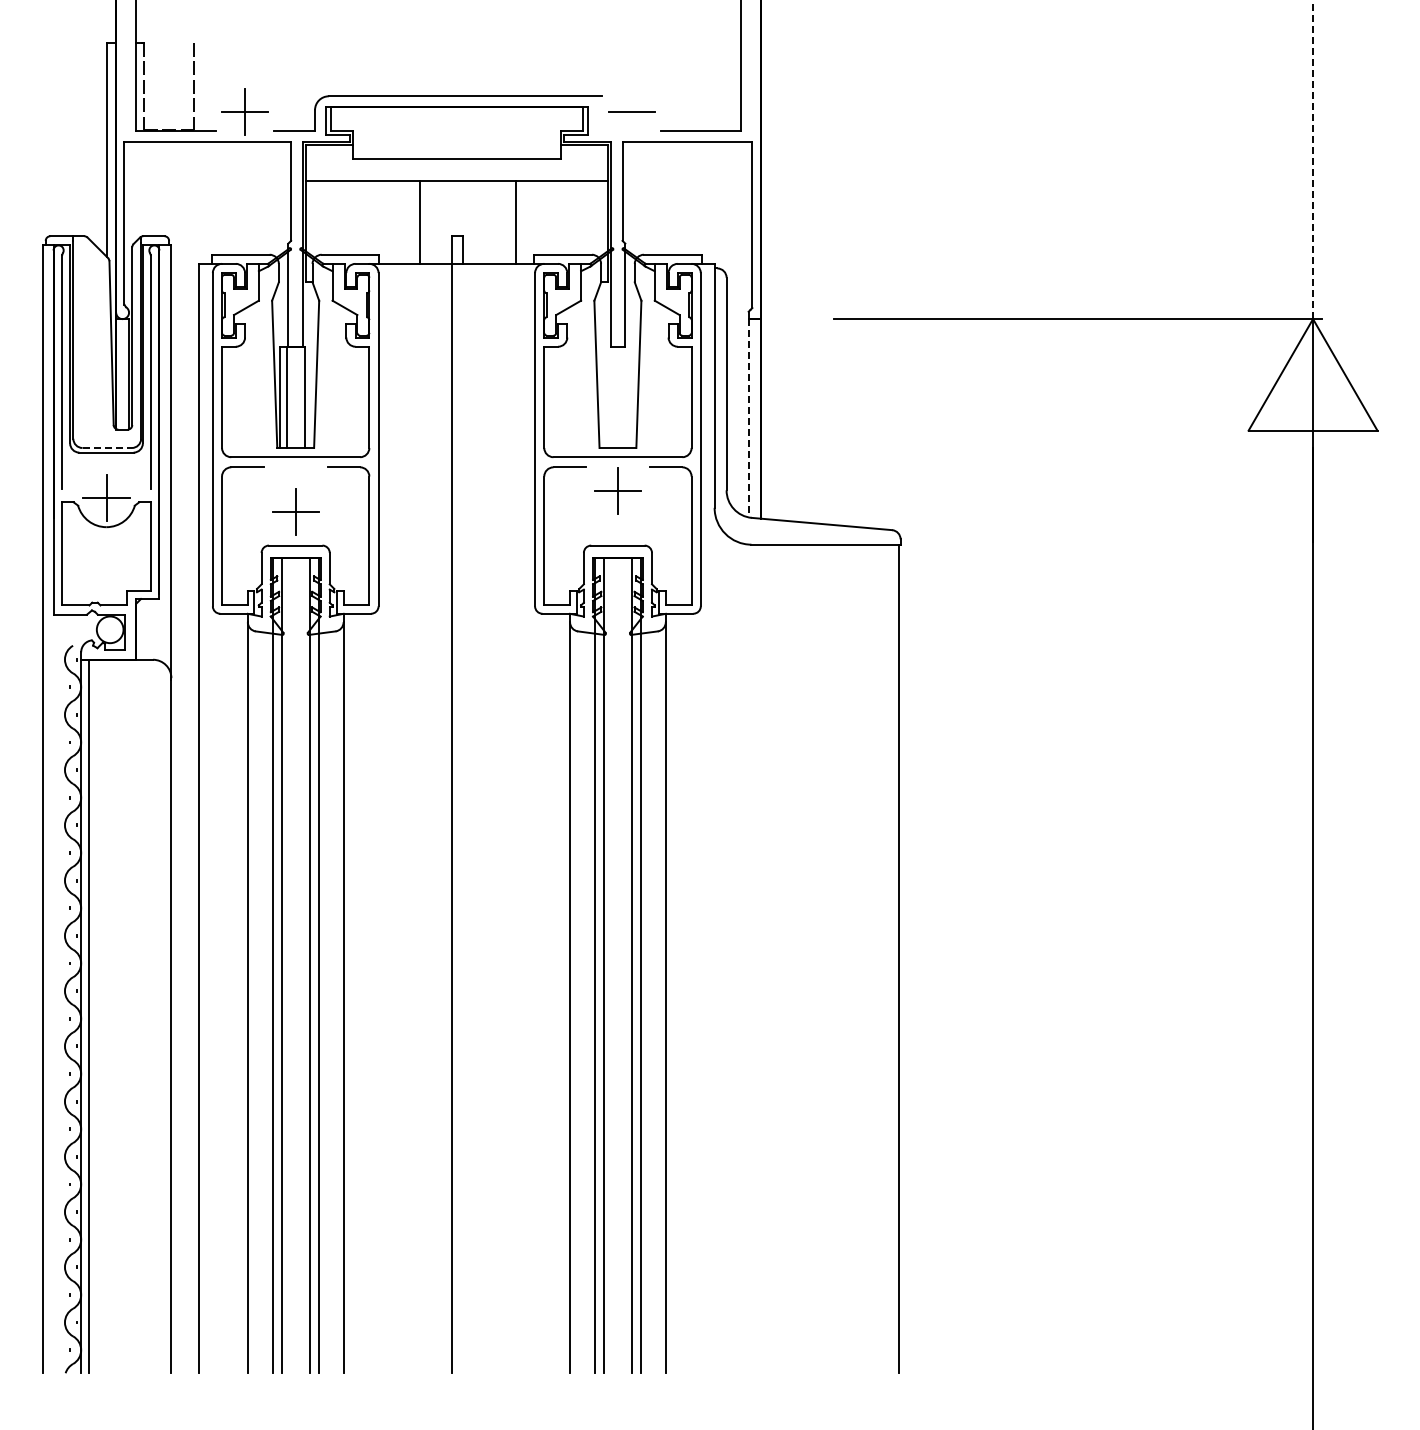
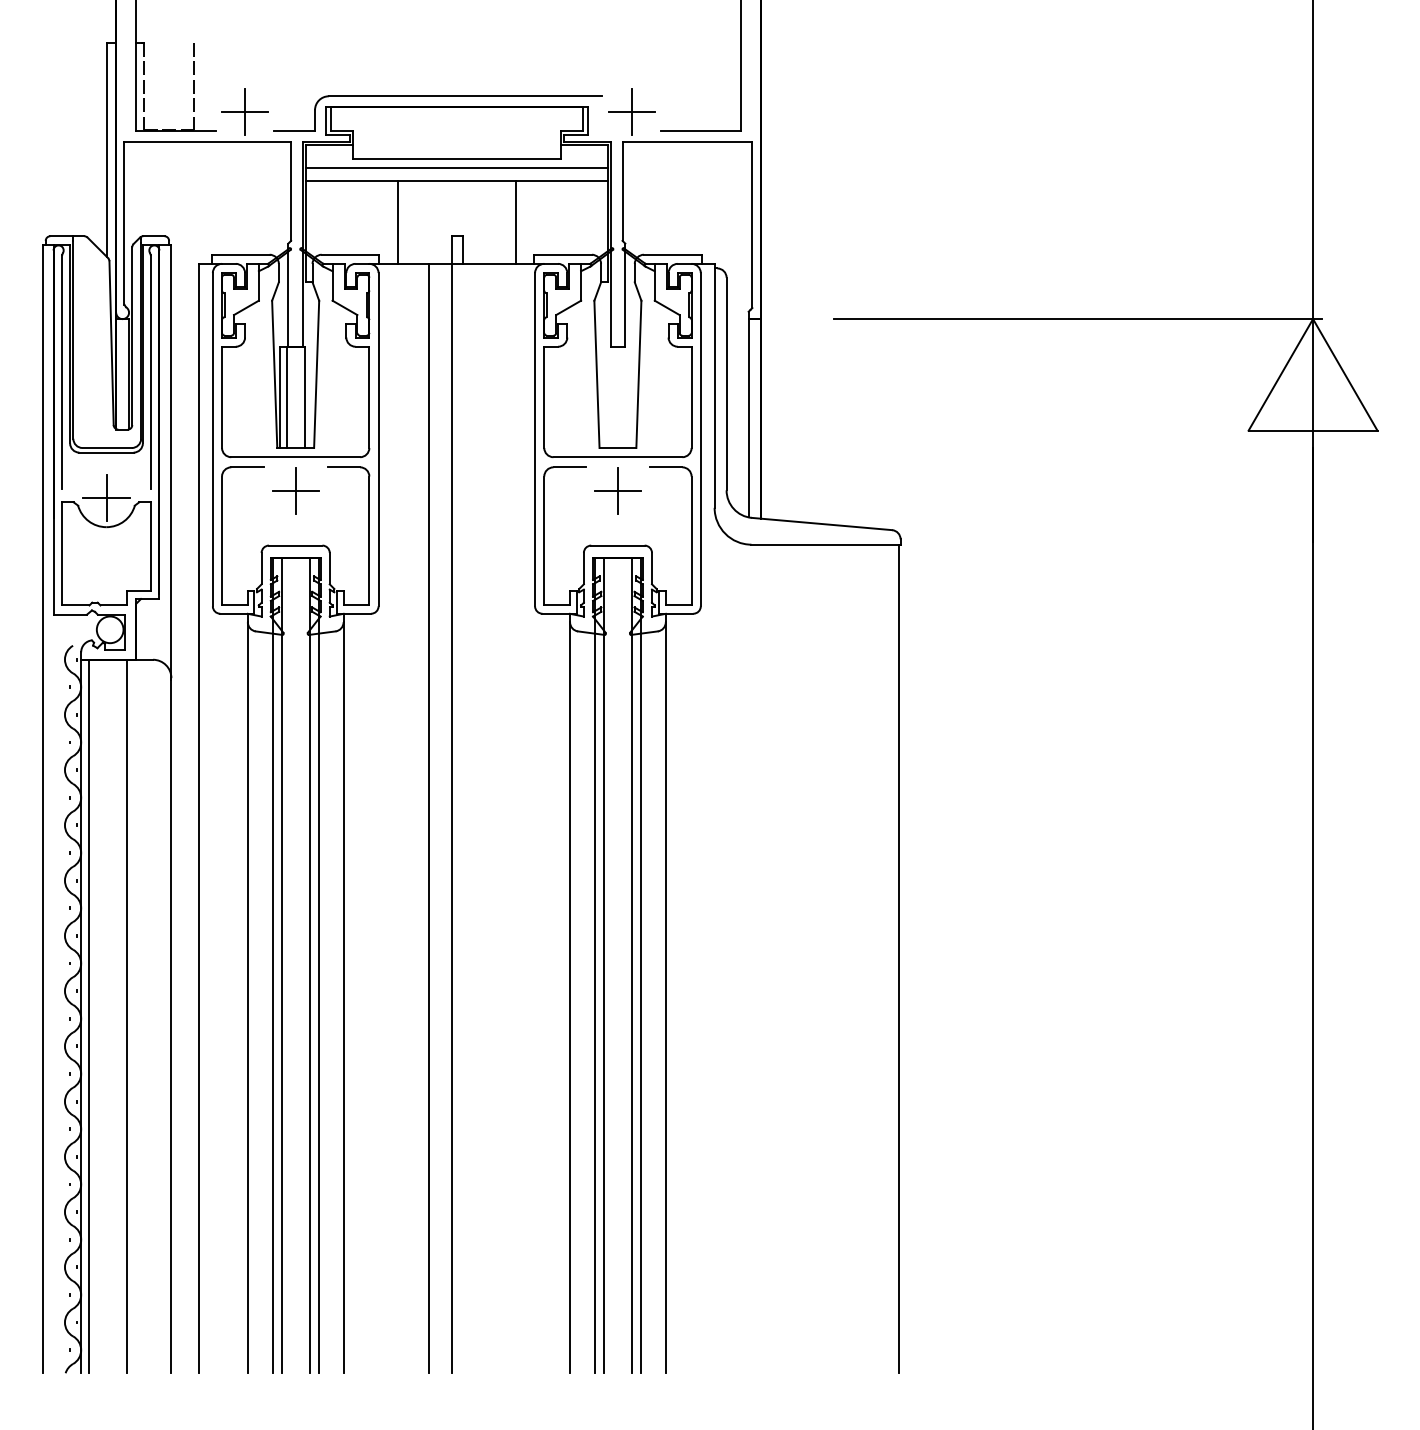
line: none -> present (631, 111)
line: dashed -> solid (1313, 159)
line: none -> present (456, 168)
line position: (419, 222) -> (397, 222) (397, 222)
line: dashed -> solid (748, 418)
line: dashed -> solid (107, 448)
part position: (295, 511) -> (295, 490) (295, 490)
line: none -> present (429, 818)
line: none -> present (127, 1016)
